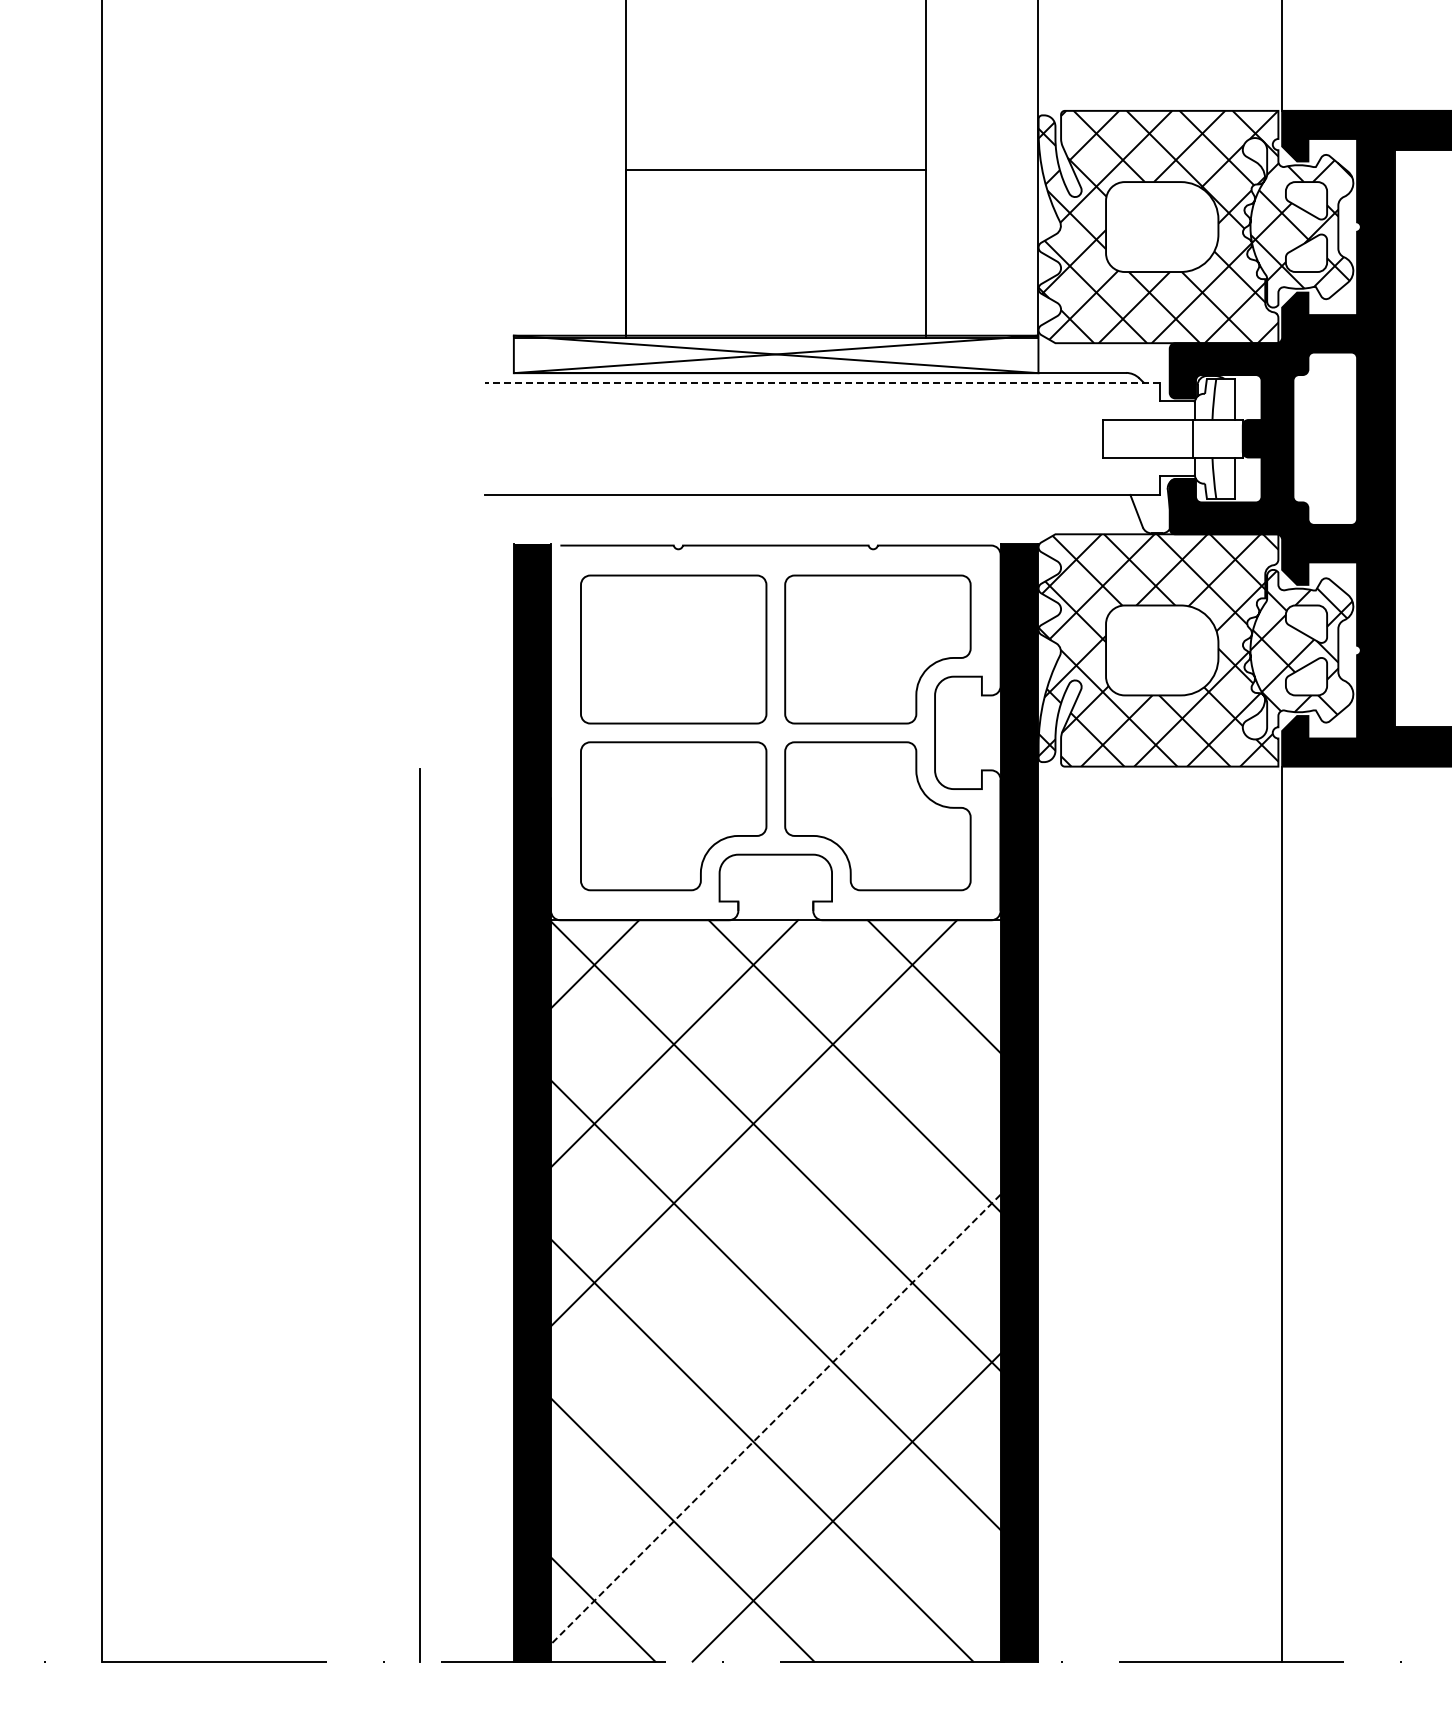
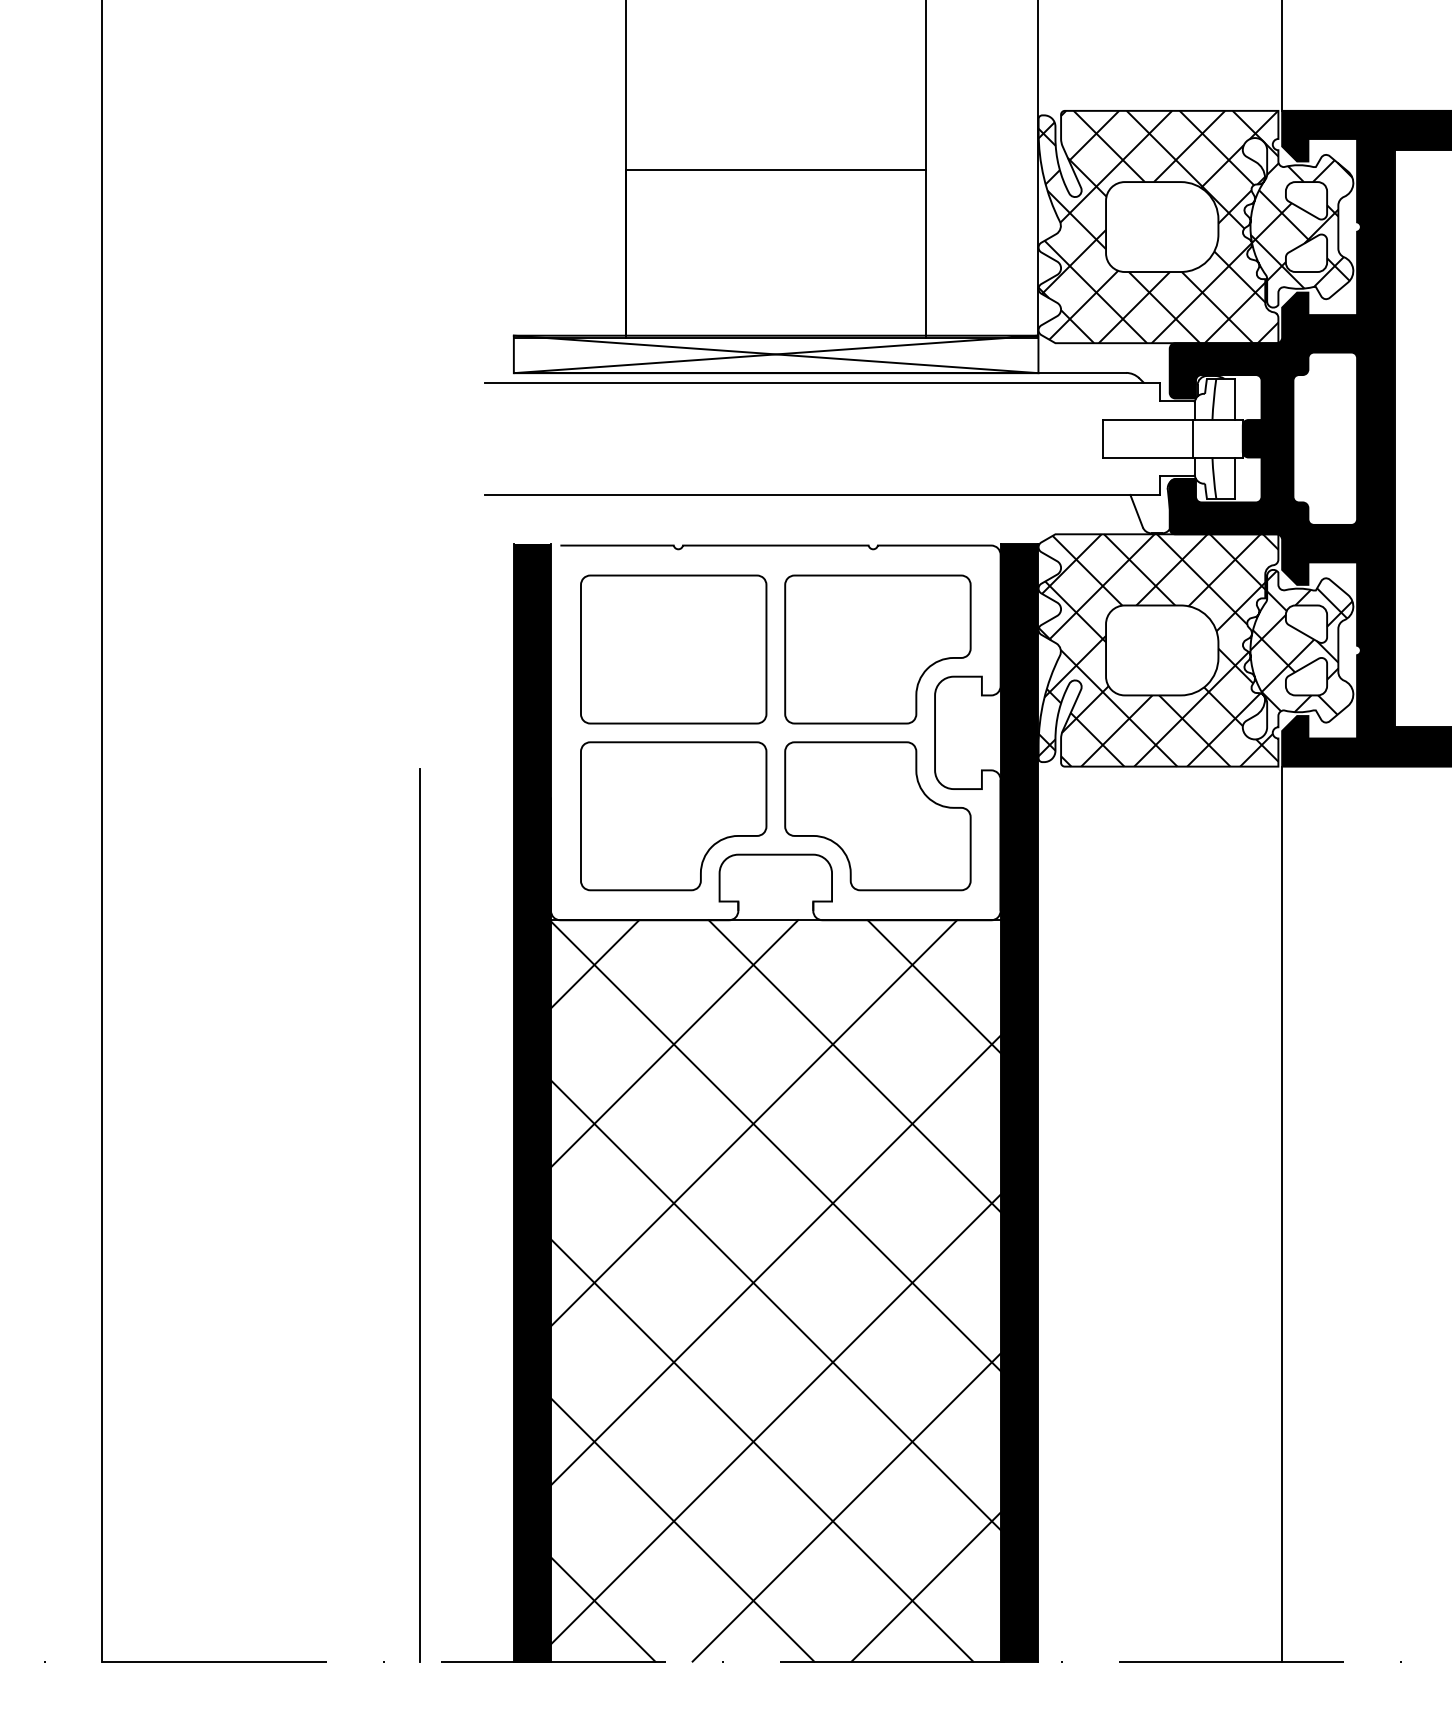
line: dashed -> solid (821, 382)
line: none -> present (775, 1260)
line: dashed -> solid (775, 1419)
line: none -> present (925, 1586)
